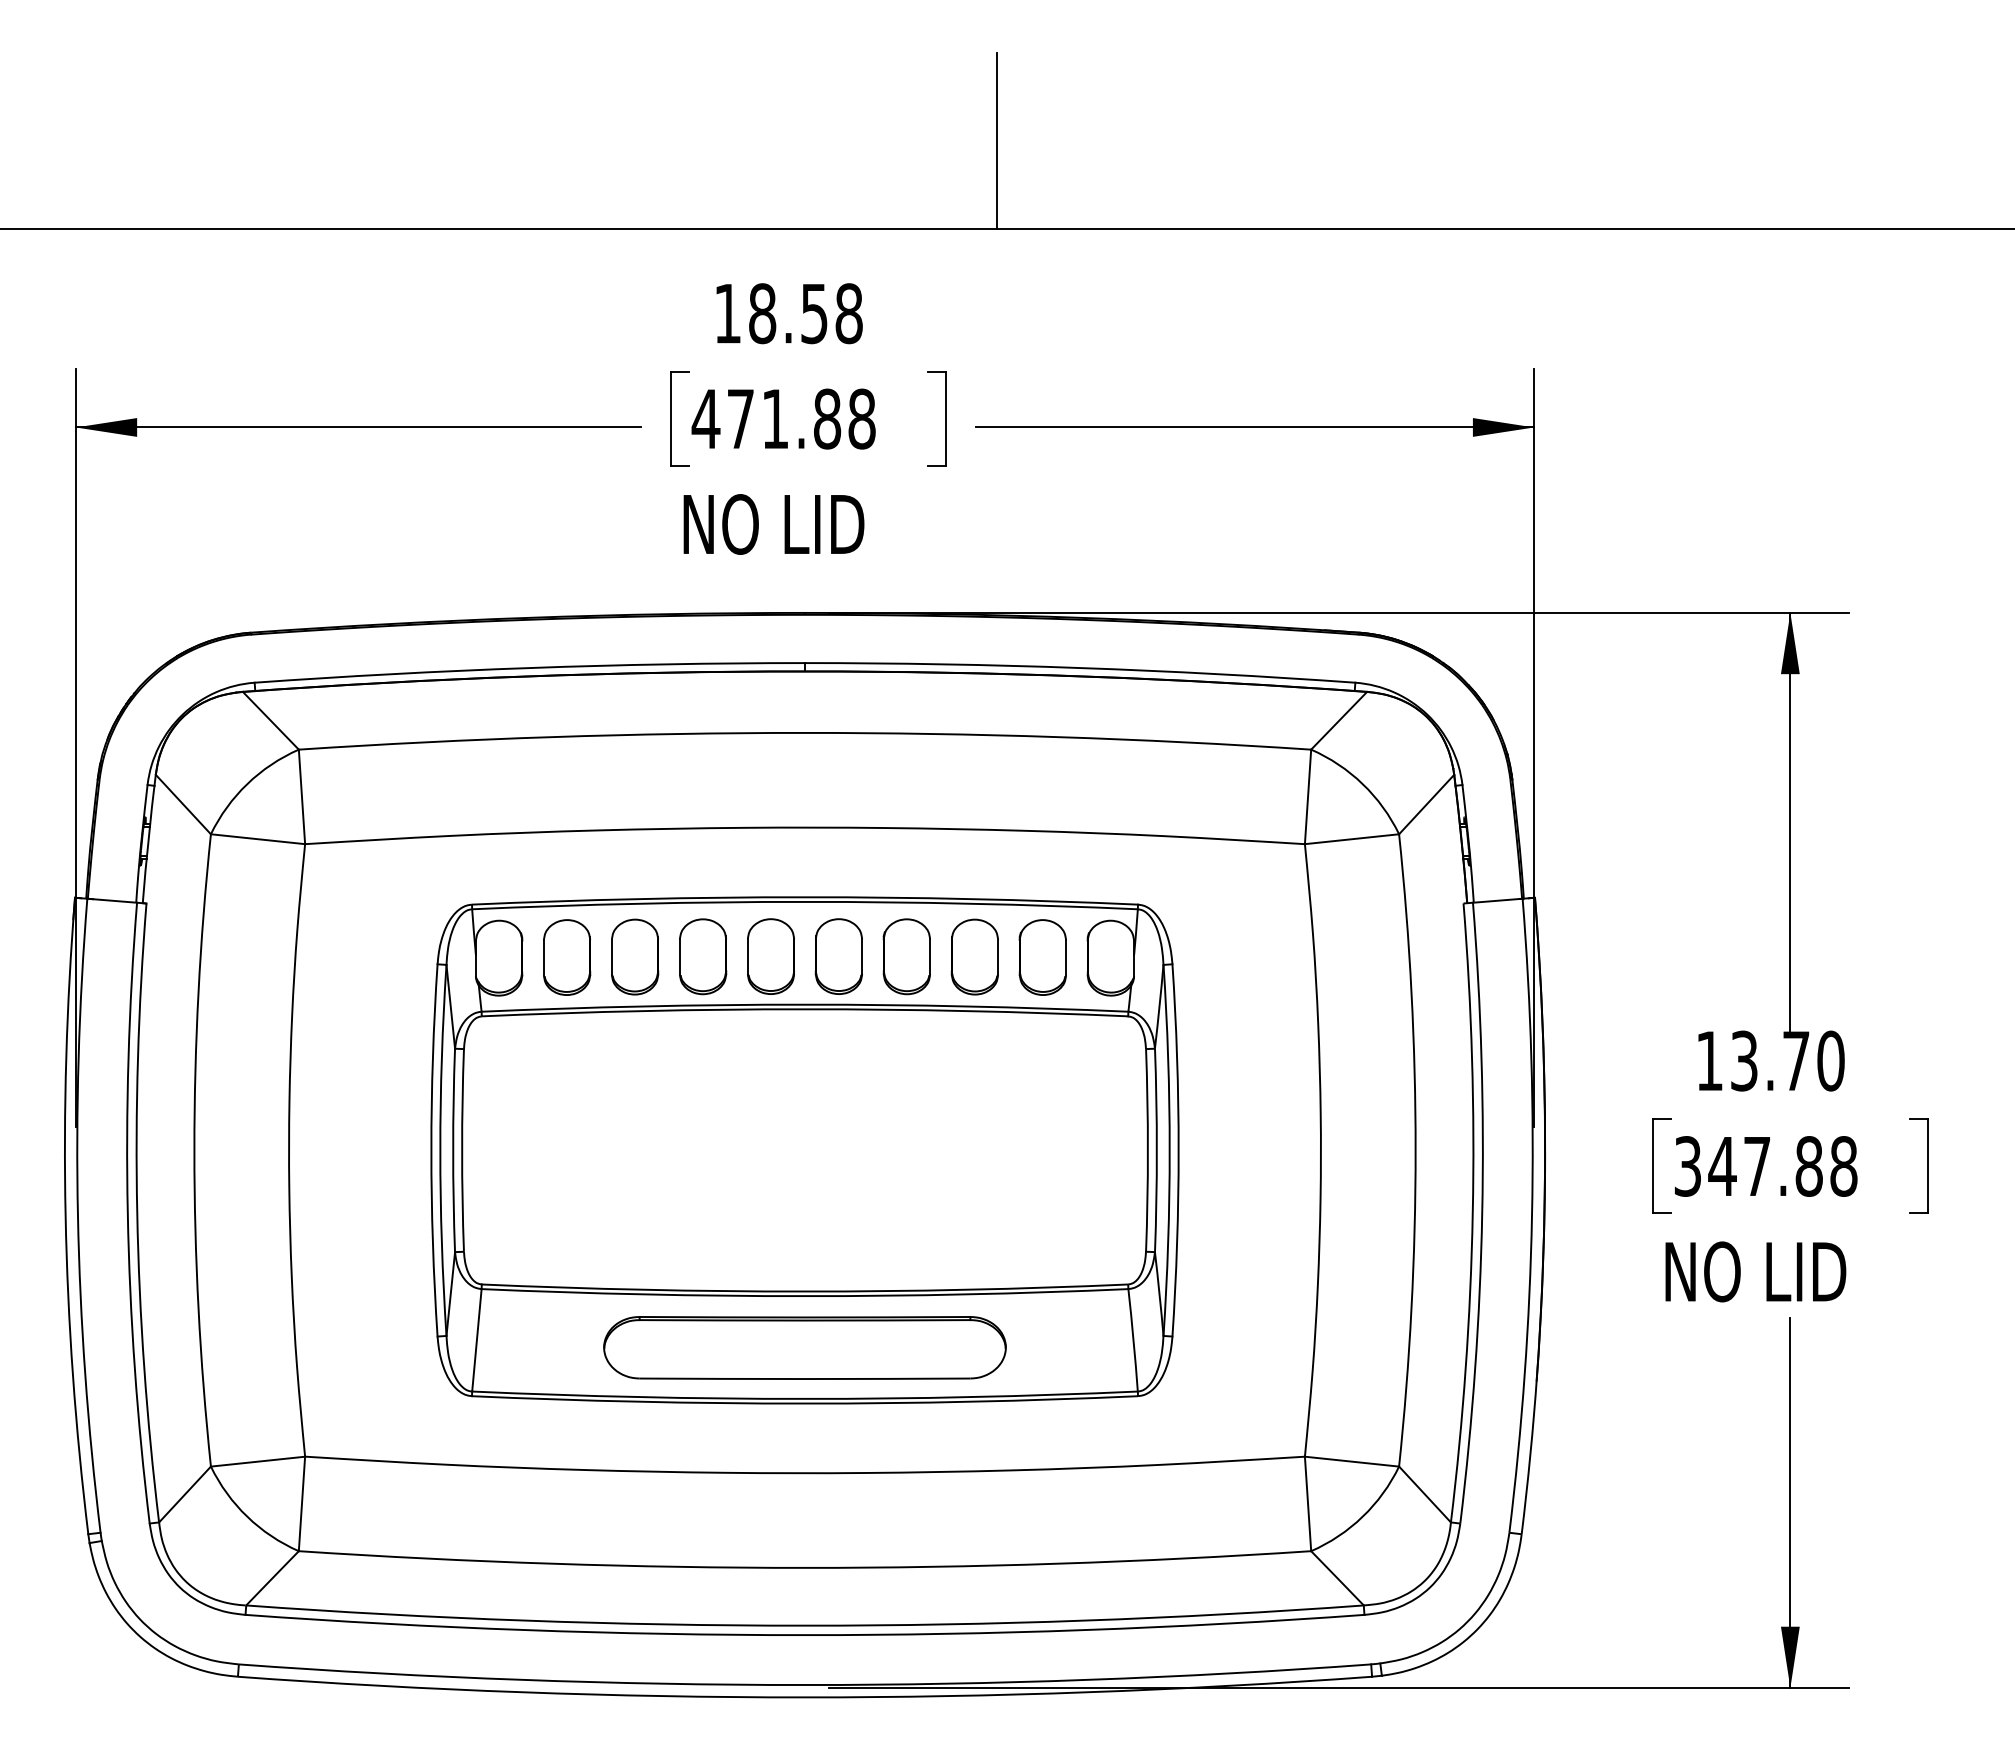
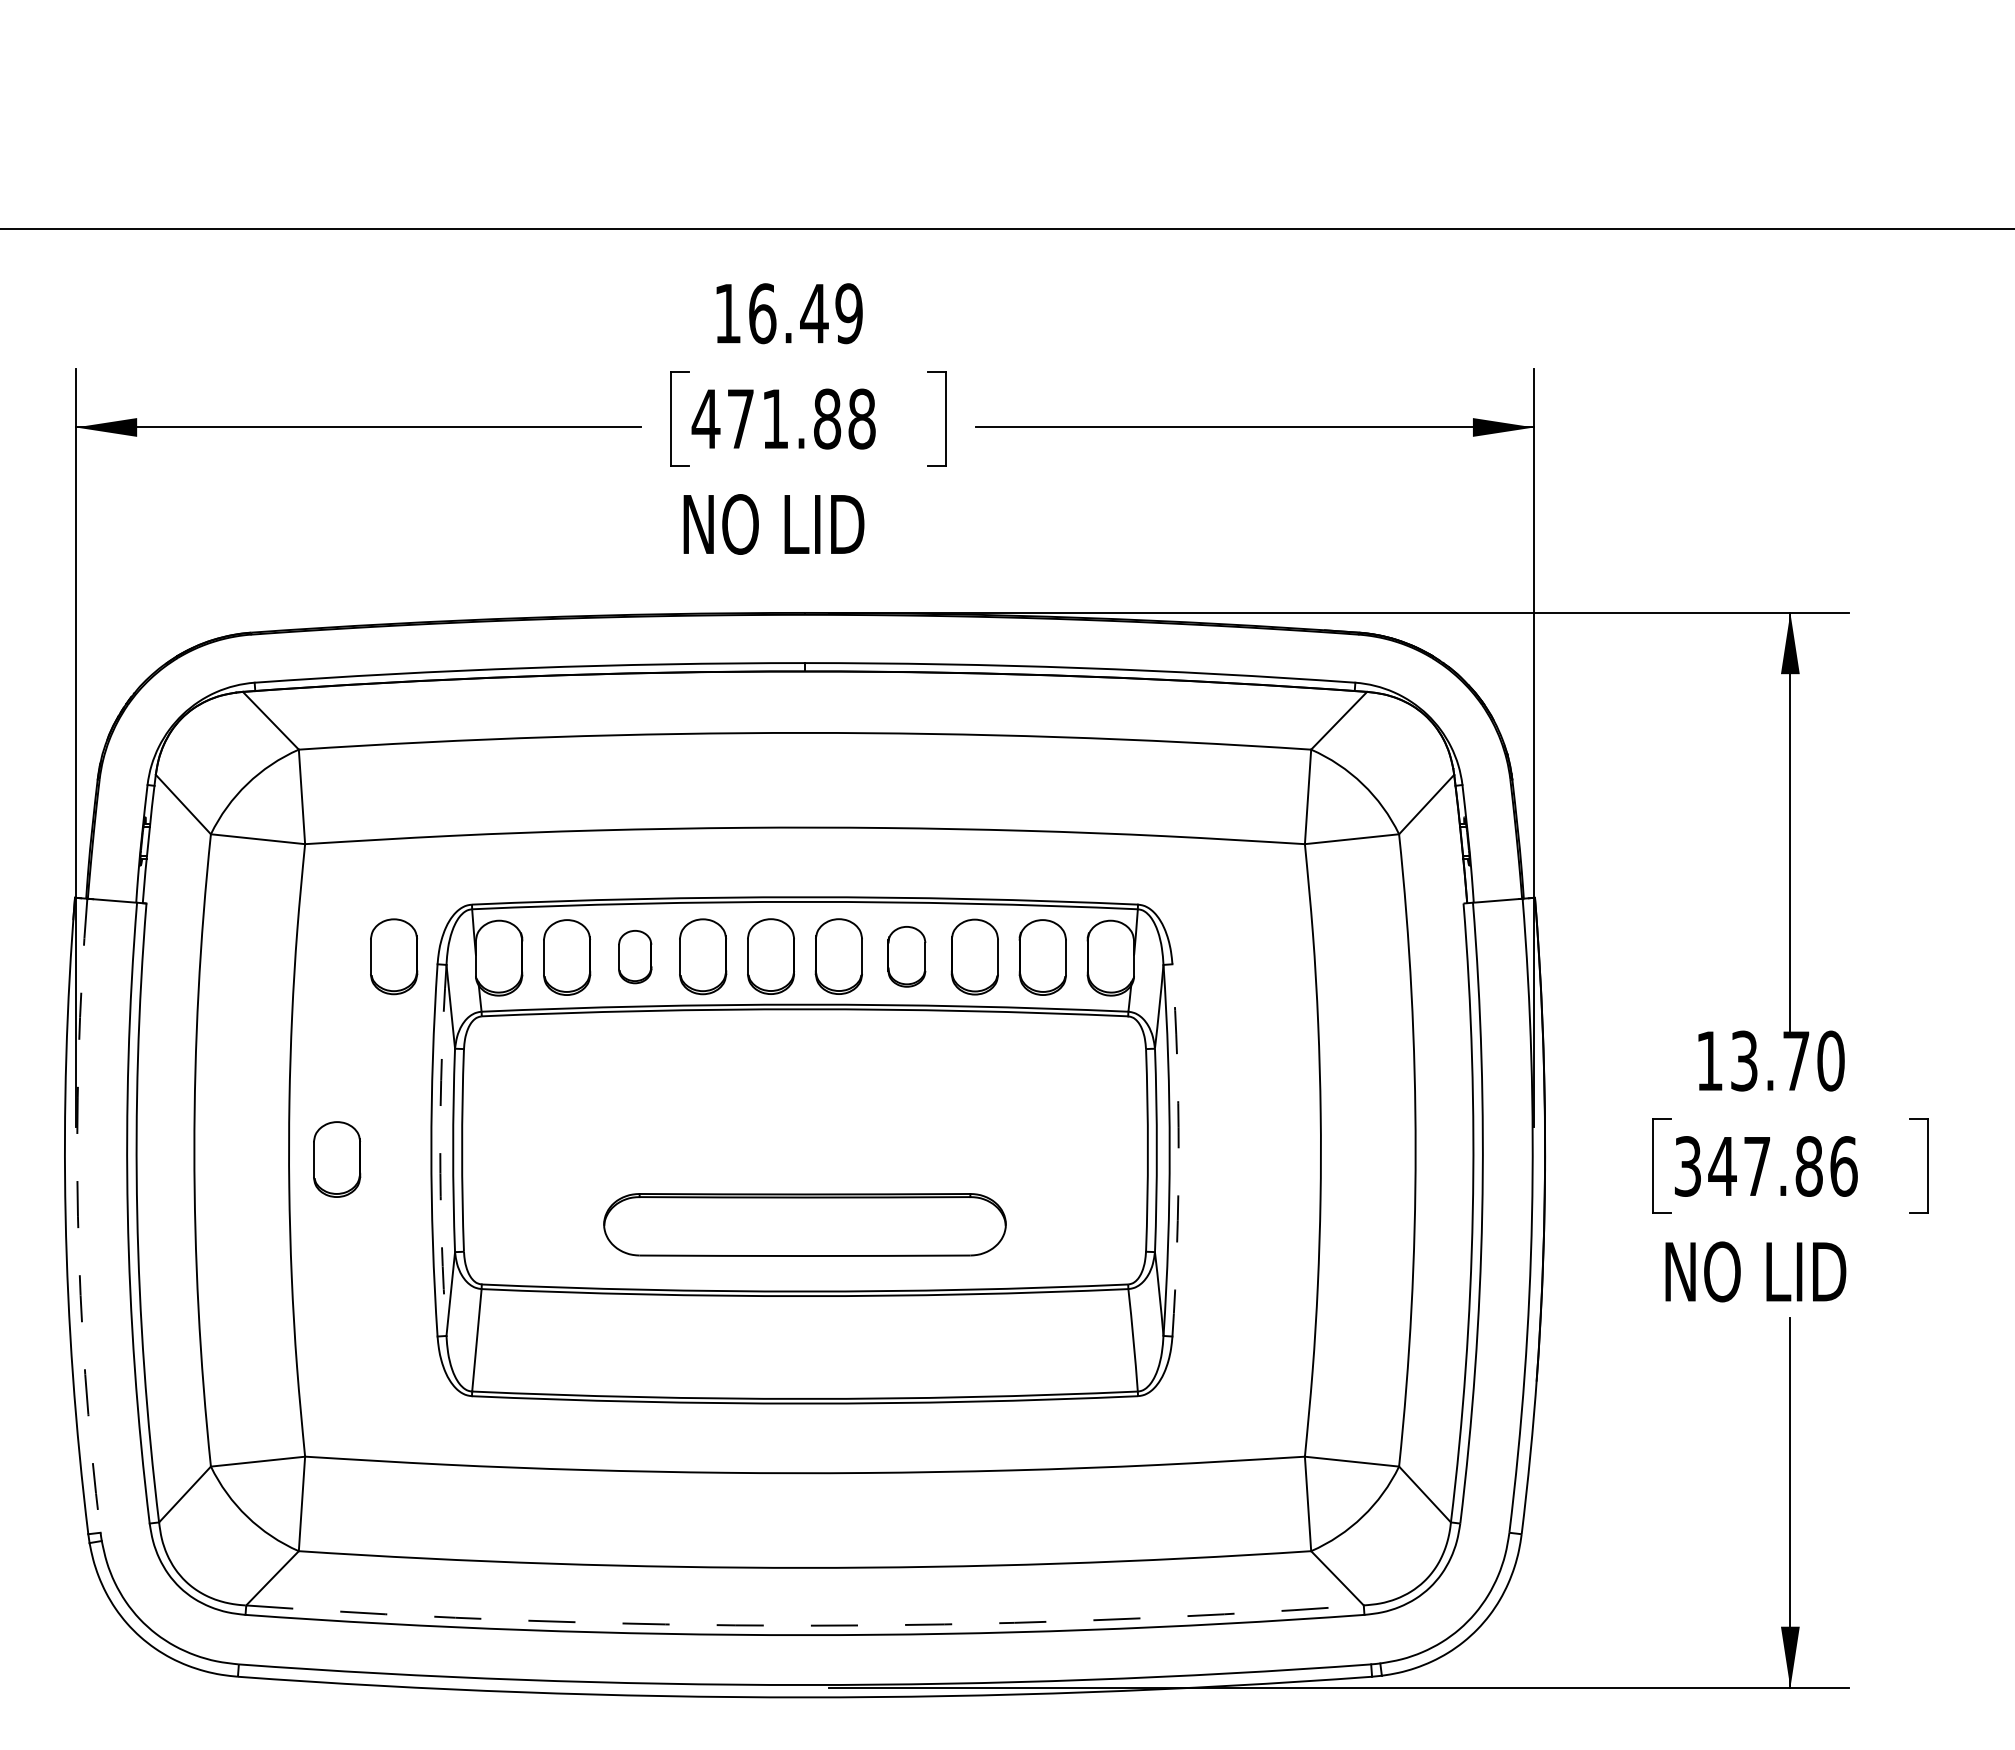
line: present -> none (997, 140)
text: 18.58 -> 16.49 (805, 313)
part: none -> present (394, 956)
part size: 49x78 px -> 35x55 px (635, 957)
part size: 49x78 px -> 40x62 px (906, 956)
arc: solid -> dashed (440, 1150)
arc: solid -> dashed (1178, 1150)
part: none -> present (337, 1159)
text: 347.88 -> 347.86 (1843, 1166)
arc: solid -> dashed (77, 1216)
part position: (804, 1347) -> (804, 1224) (804, 1224)
arc: solid -> dashed (805, 1625)
